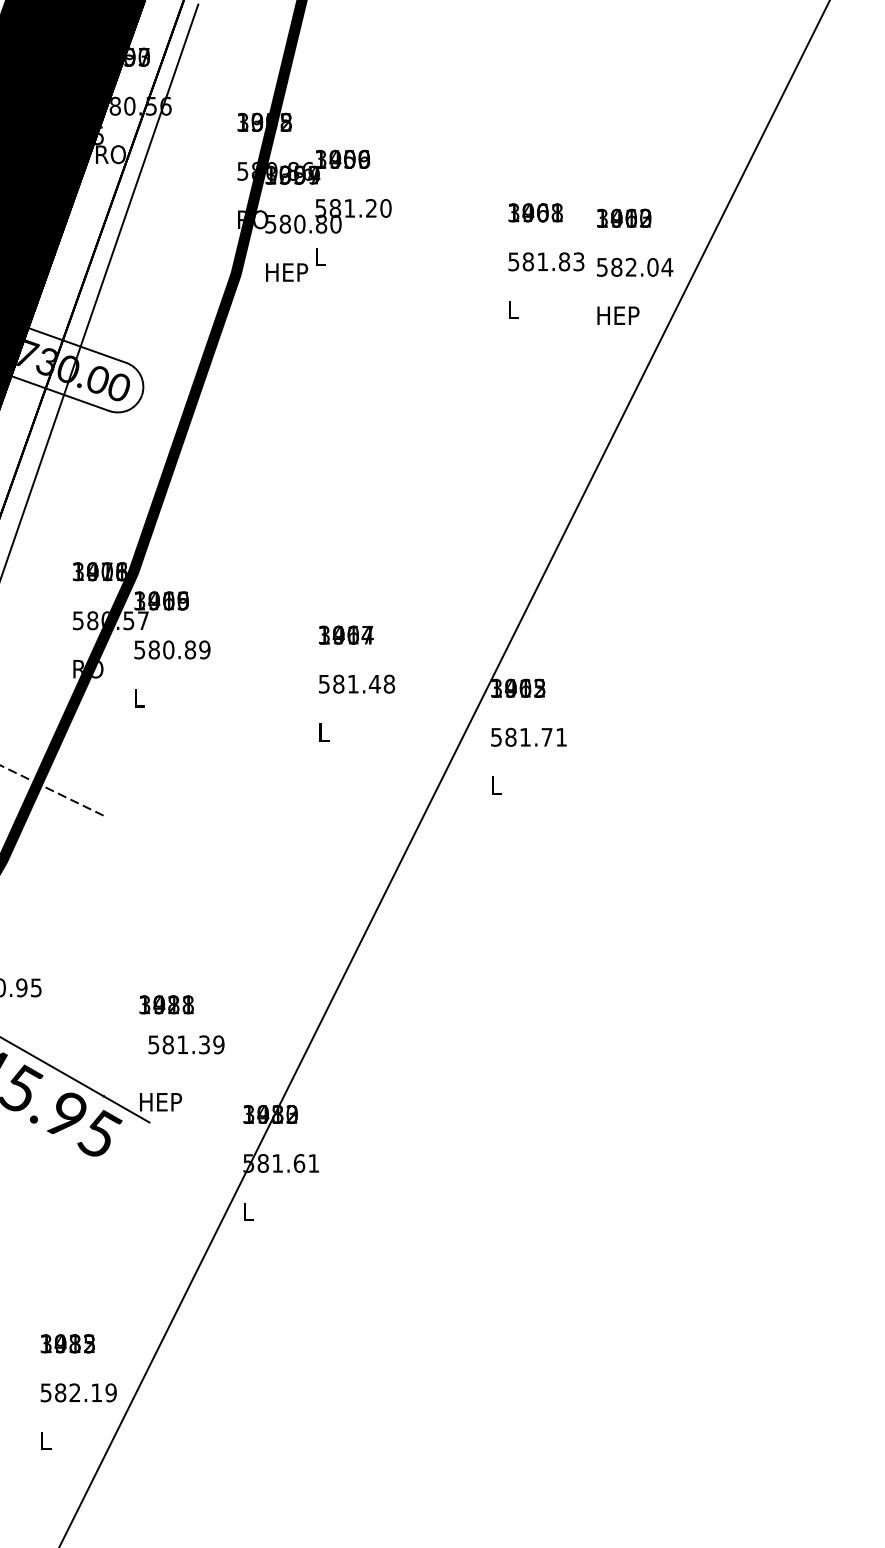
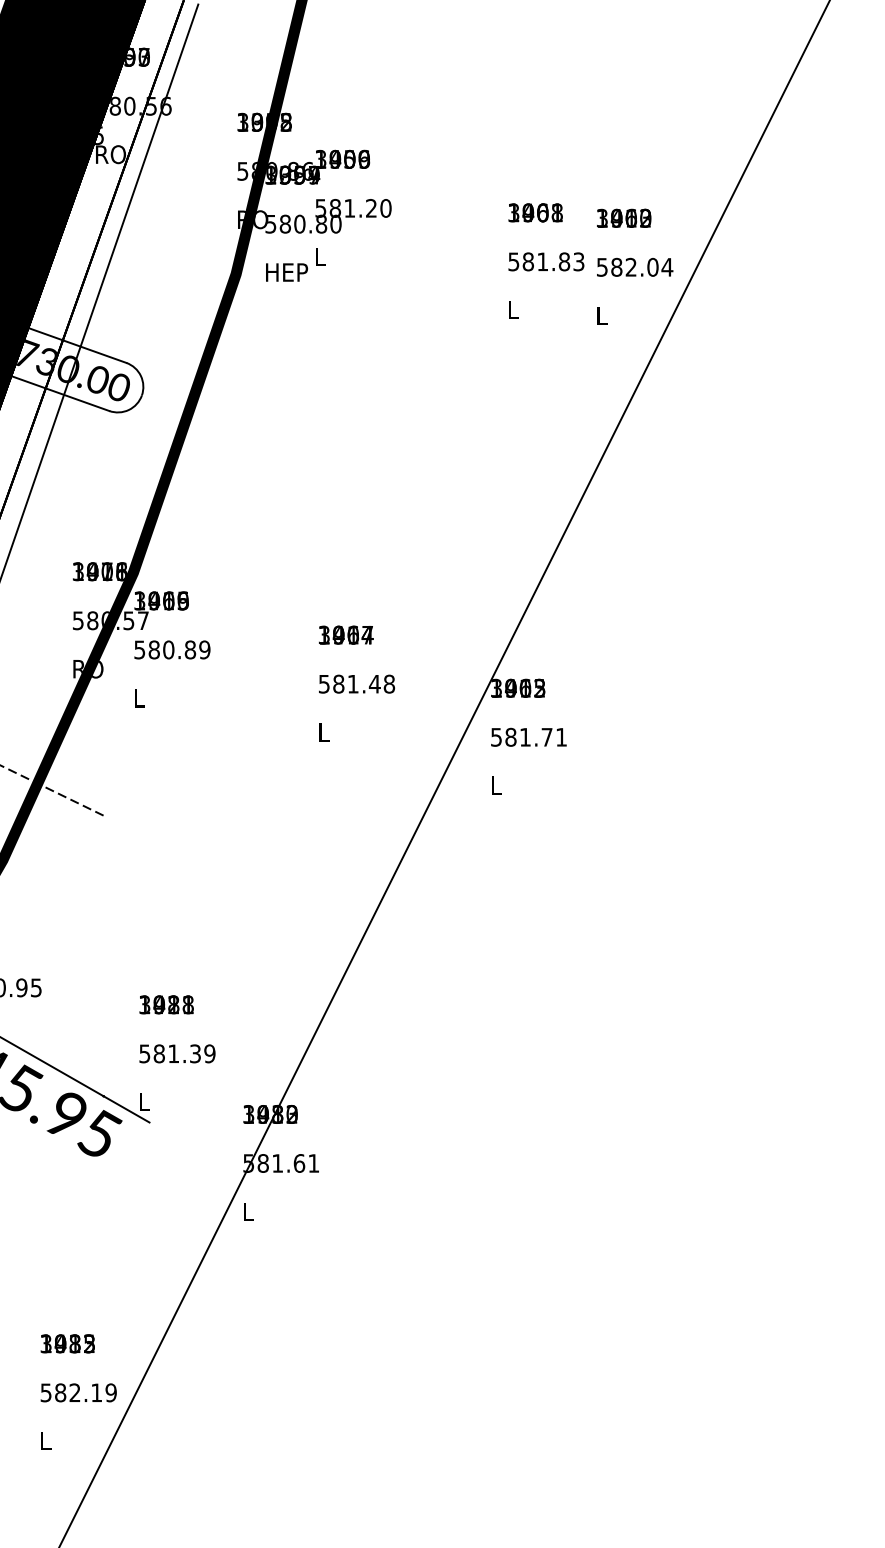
text: HEP -> L (618, 315)
text position: (186, 1044) -> (177, 1053) (177, 1053)
text: HEP -> L (160, 1102)
